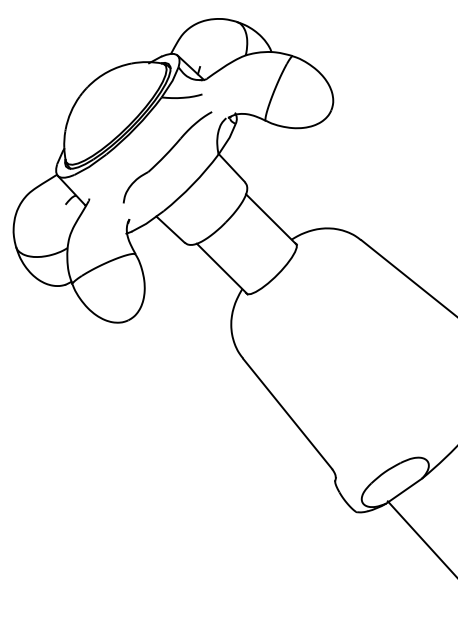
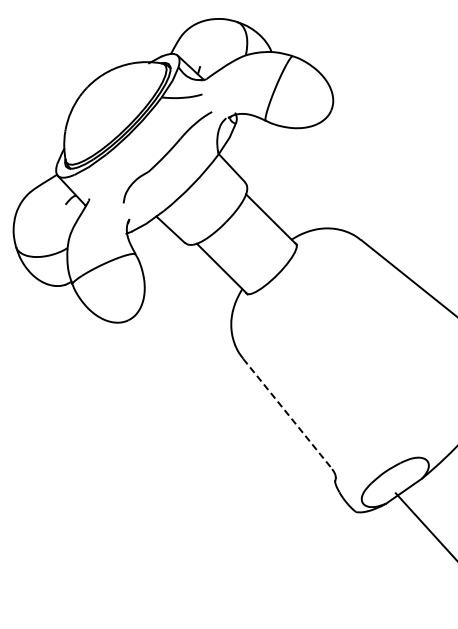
line: solid -> dashed (287, 413)
line position: (420, 538) -> (424, 525) (424, 525)
